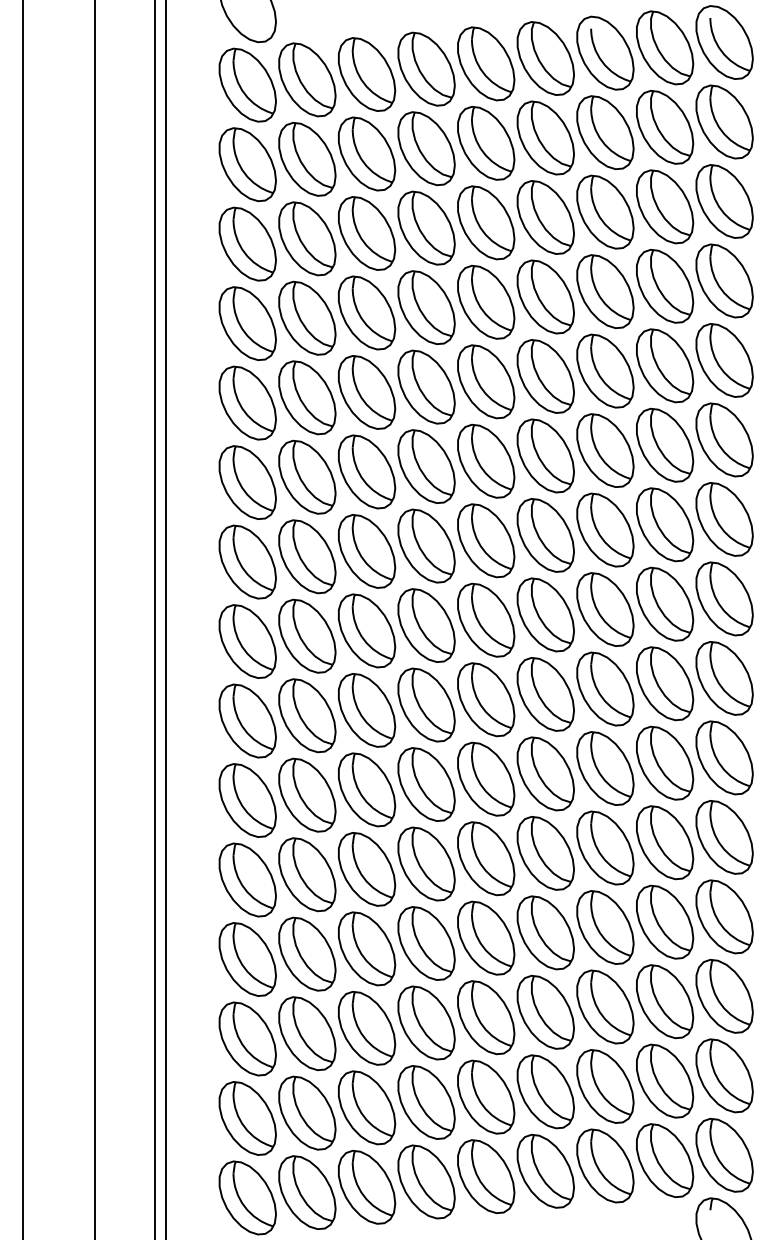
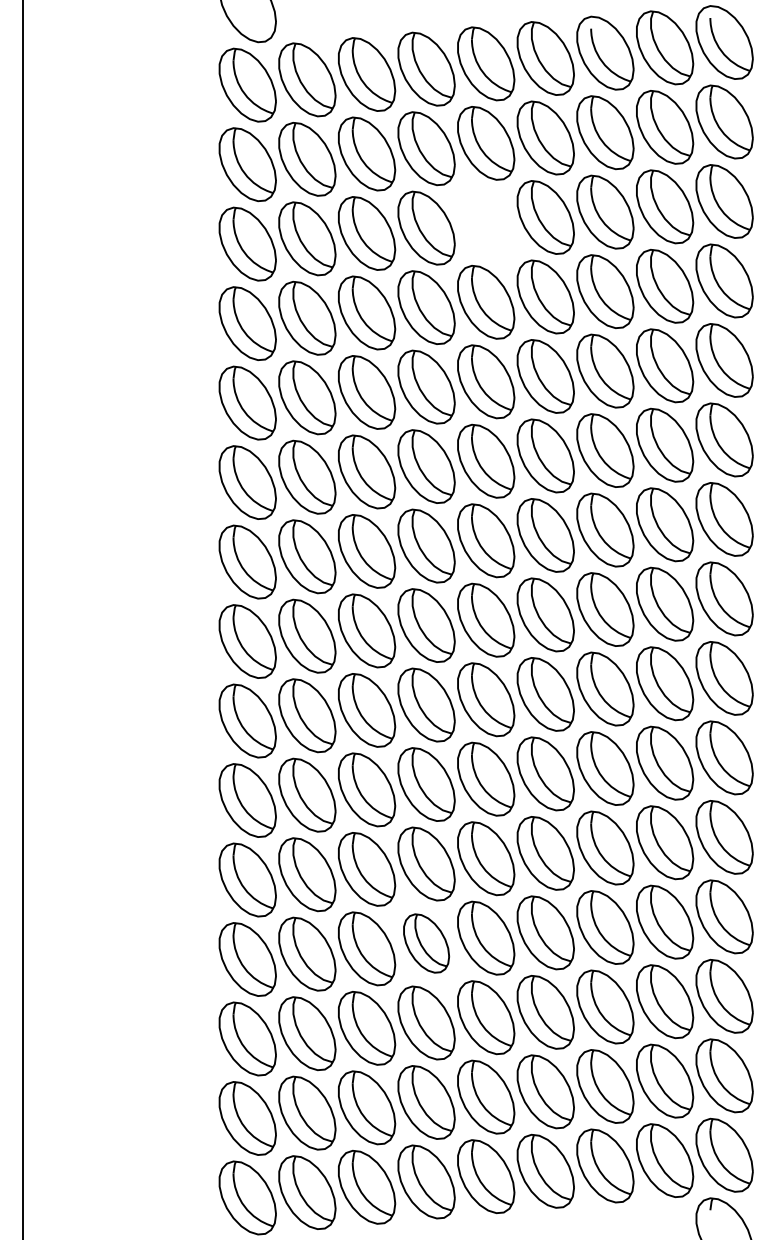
part: present -> none (486, 222)
line: present -> none (95, 619)
line: present -> none (154, 619)
line: present -> none (166, 619)
part size: 59x75 px -> 48x61 px (426, 943)
